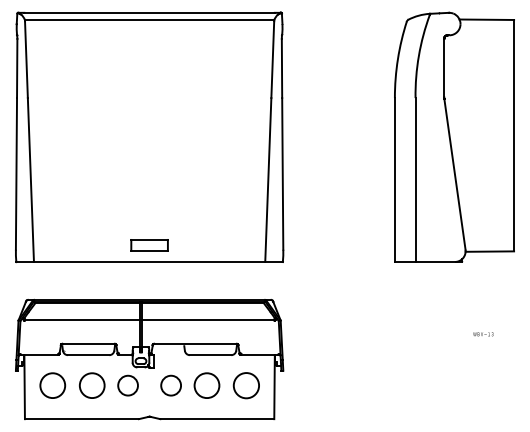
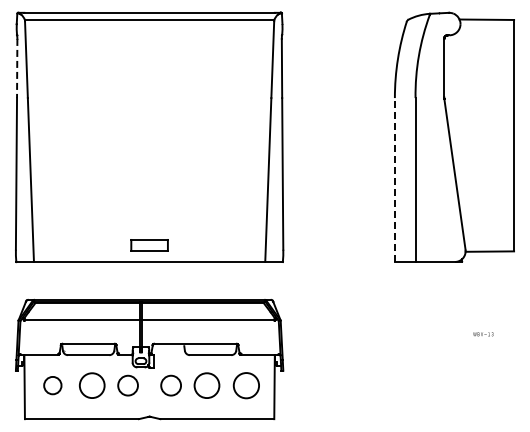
line: solid -> dashed (17, 68)
line: solid -> dashed (394, 180)
circle size: 28x27 px -> 20x20 px (52, 385)
